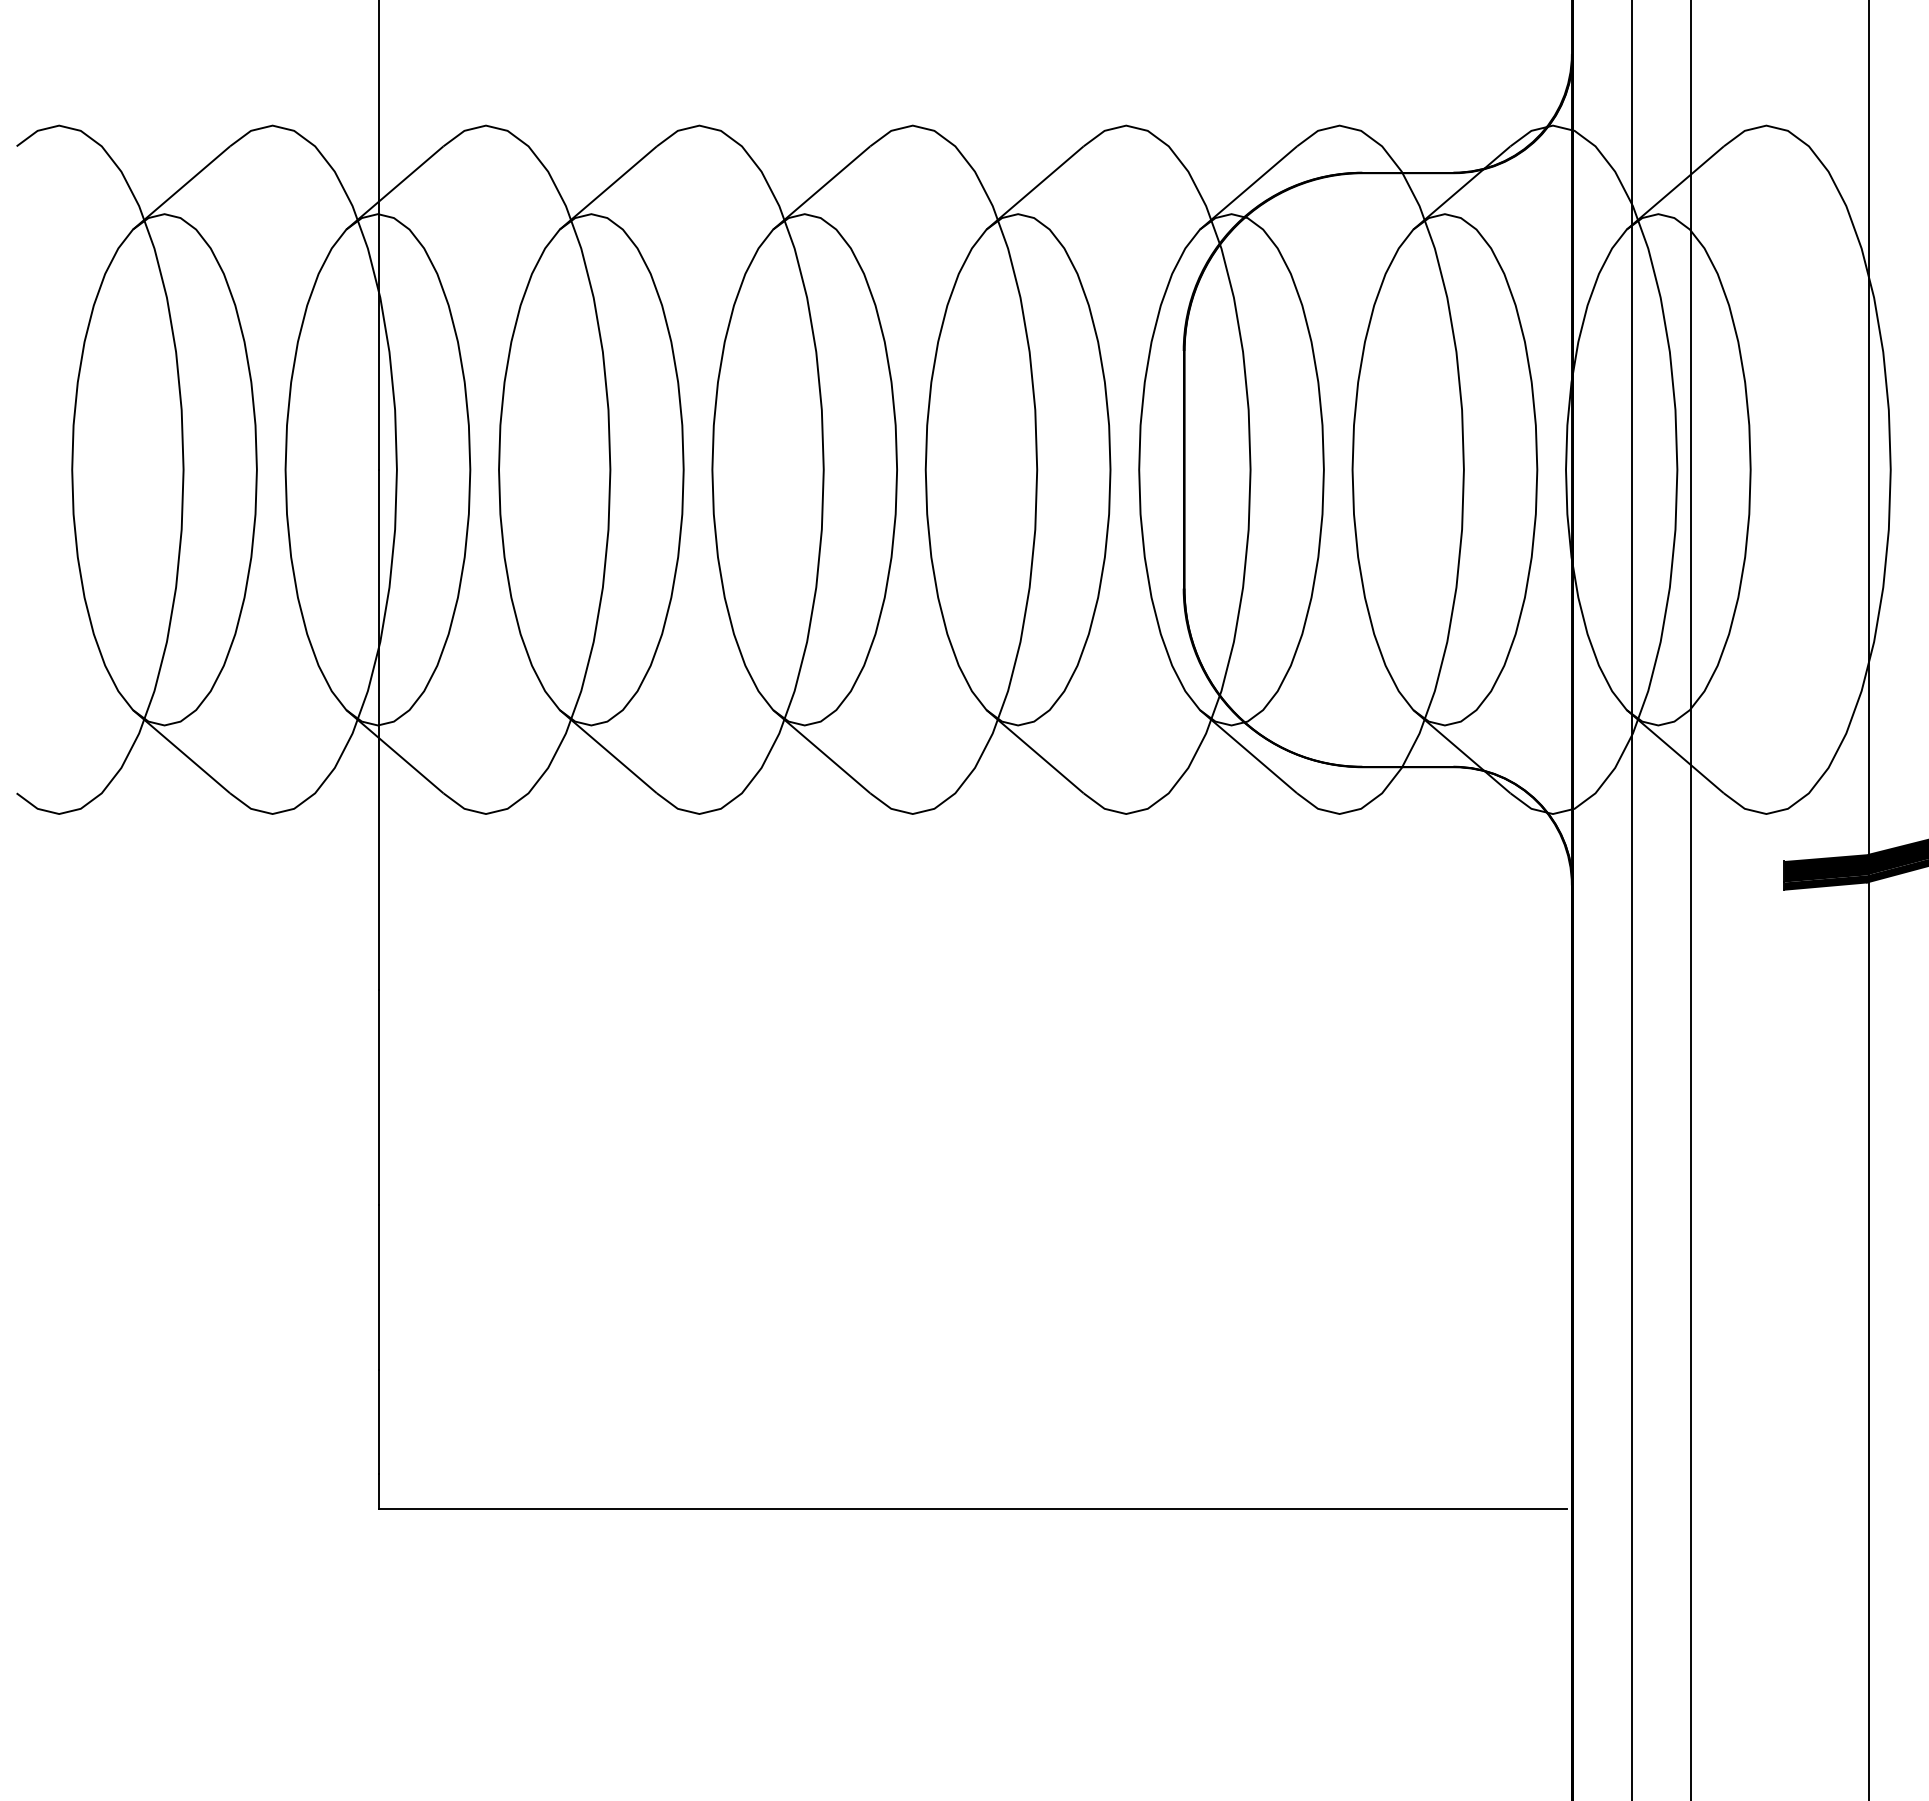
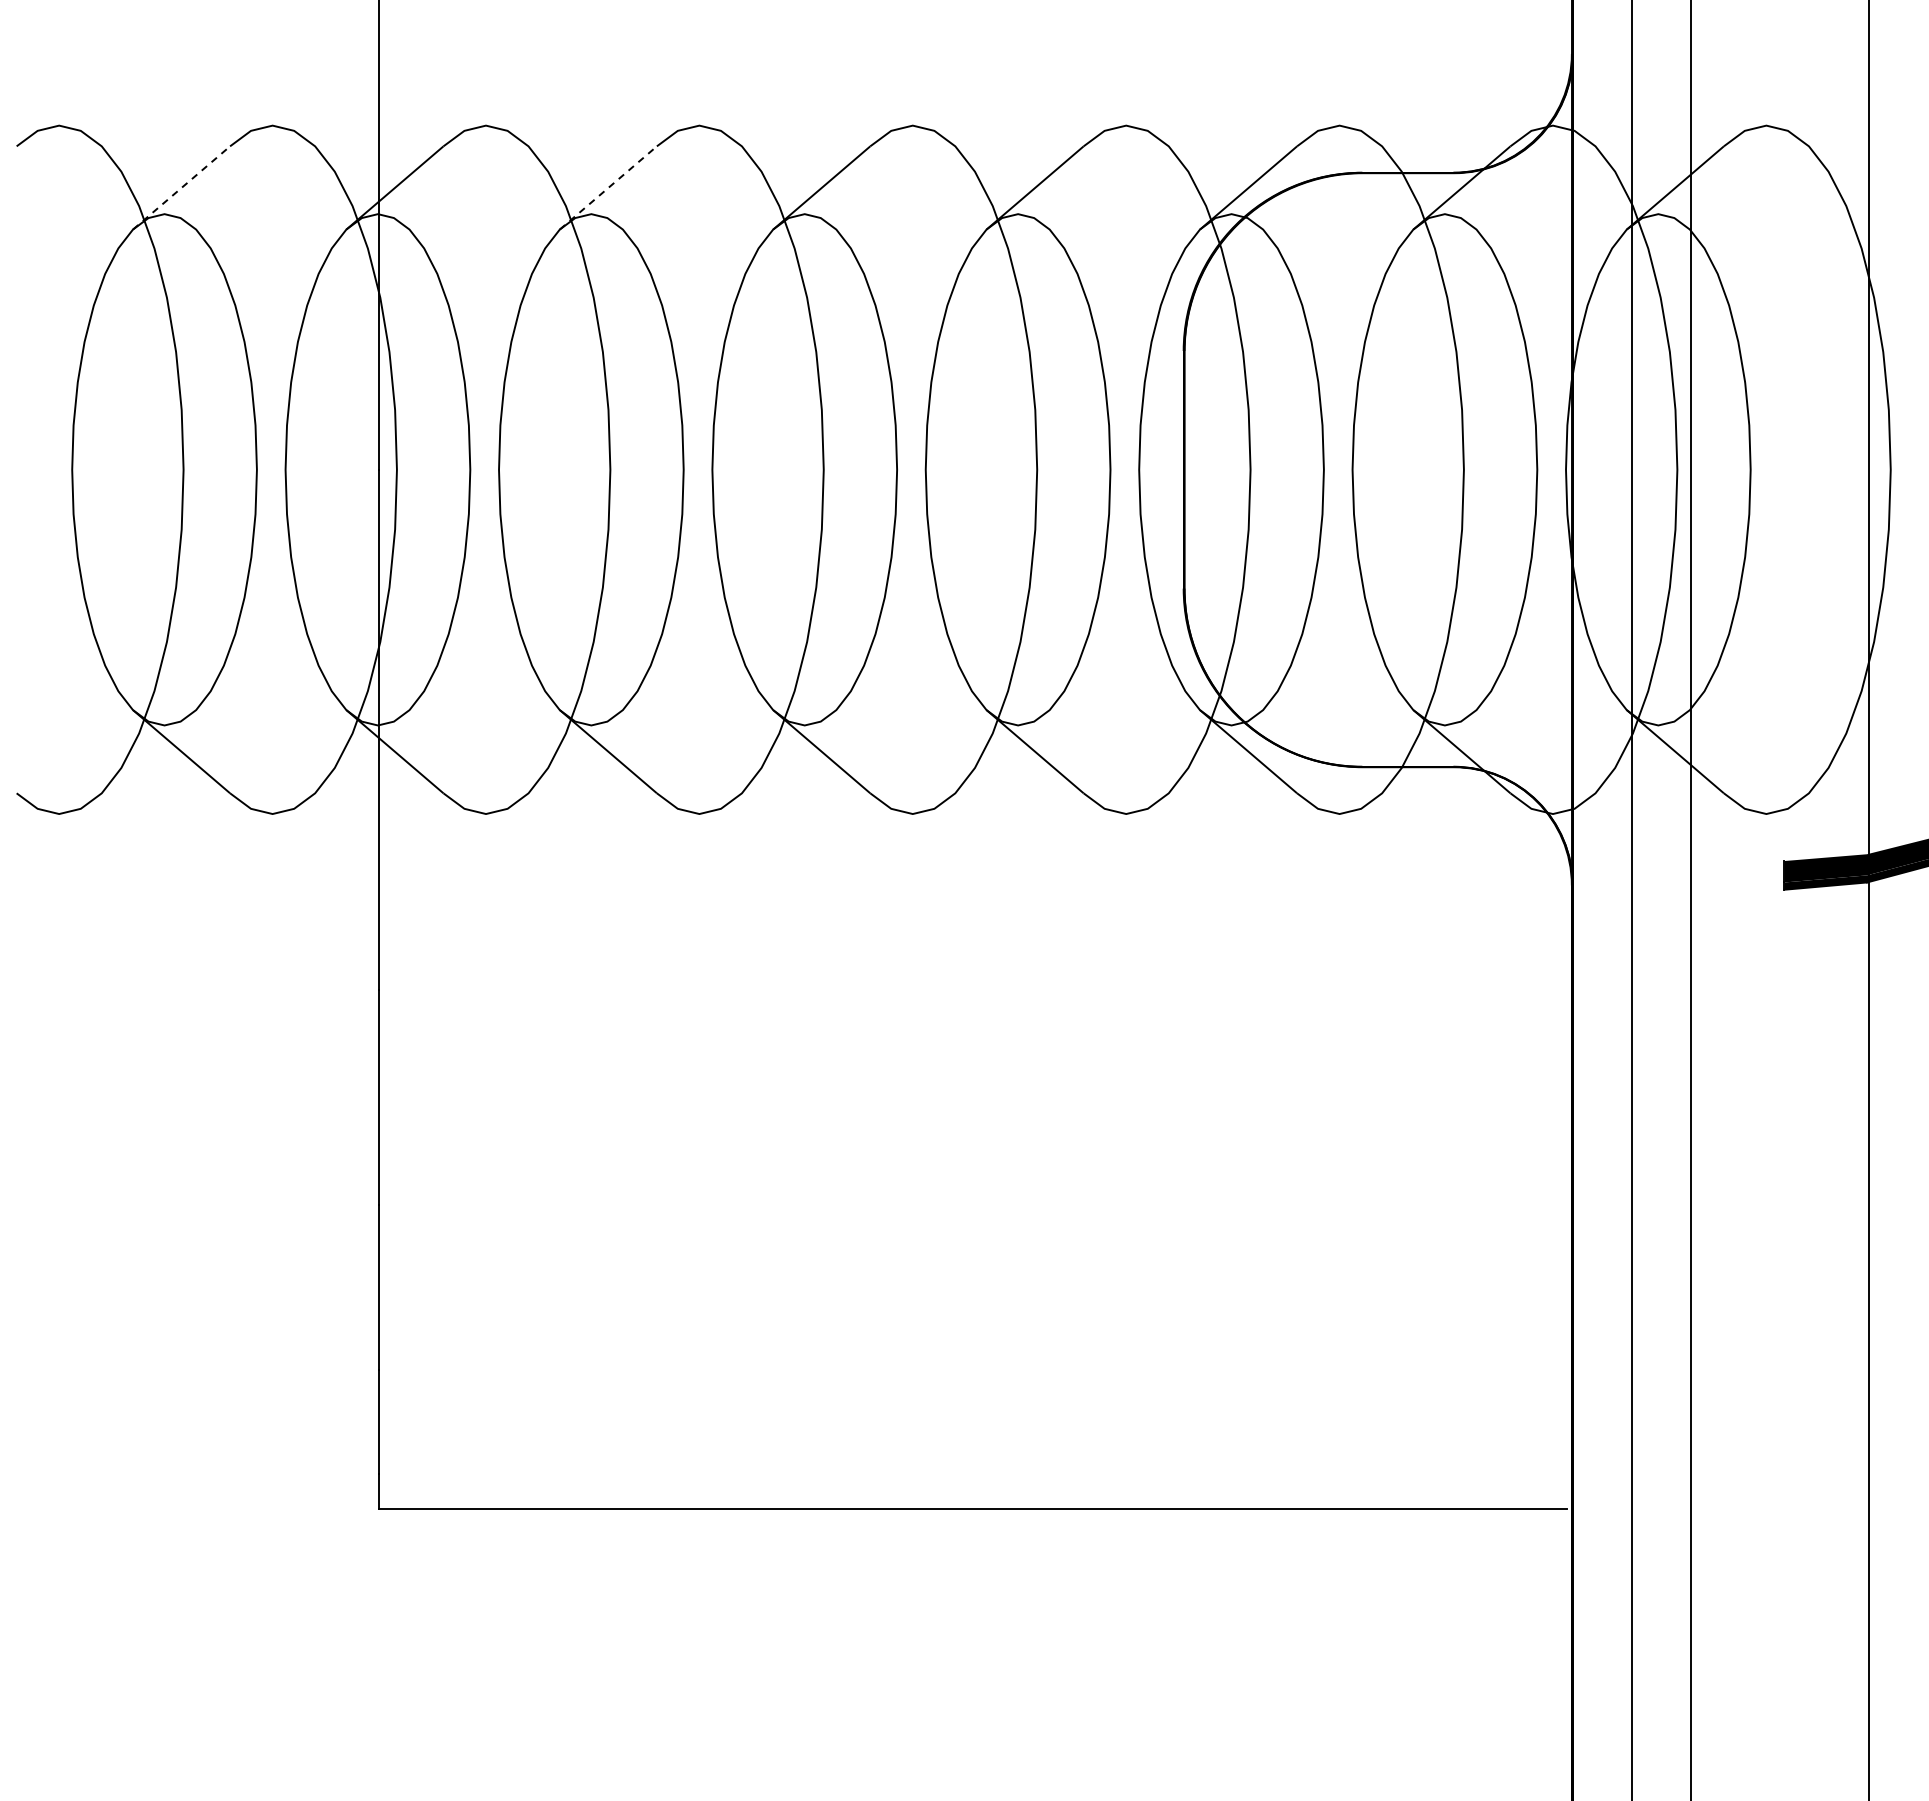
line: solid -> dashed (181, 187)
line: solid -> dashed (608, 187)
